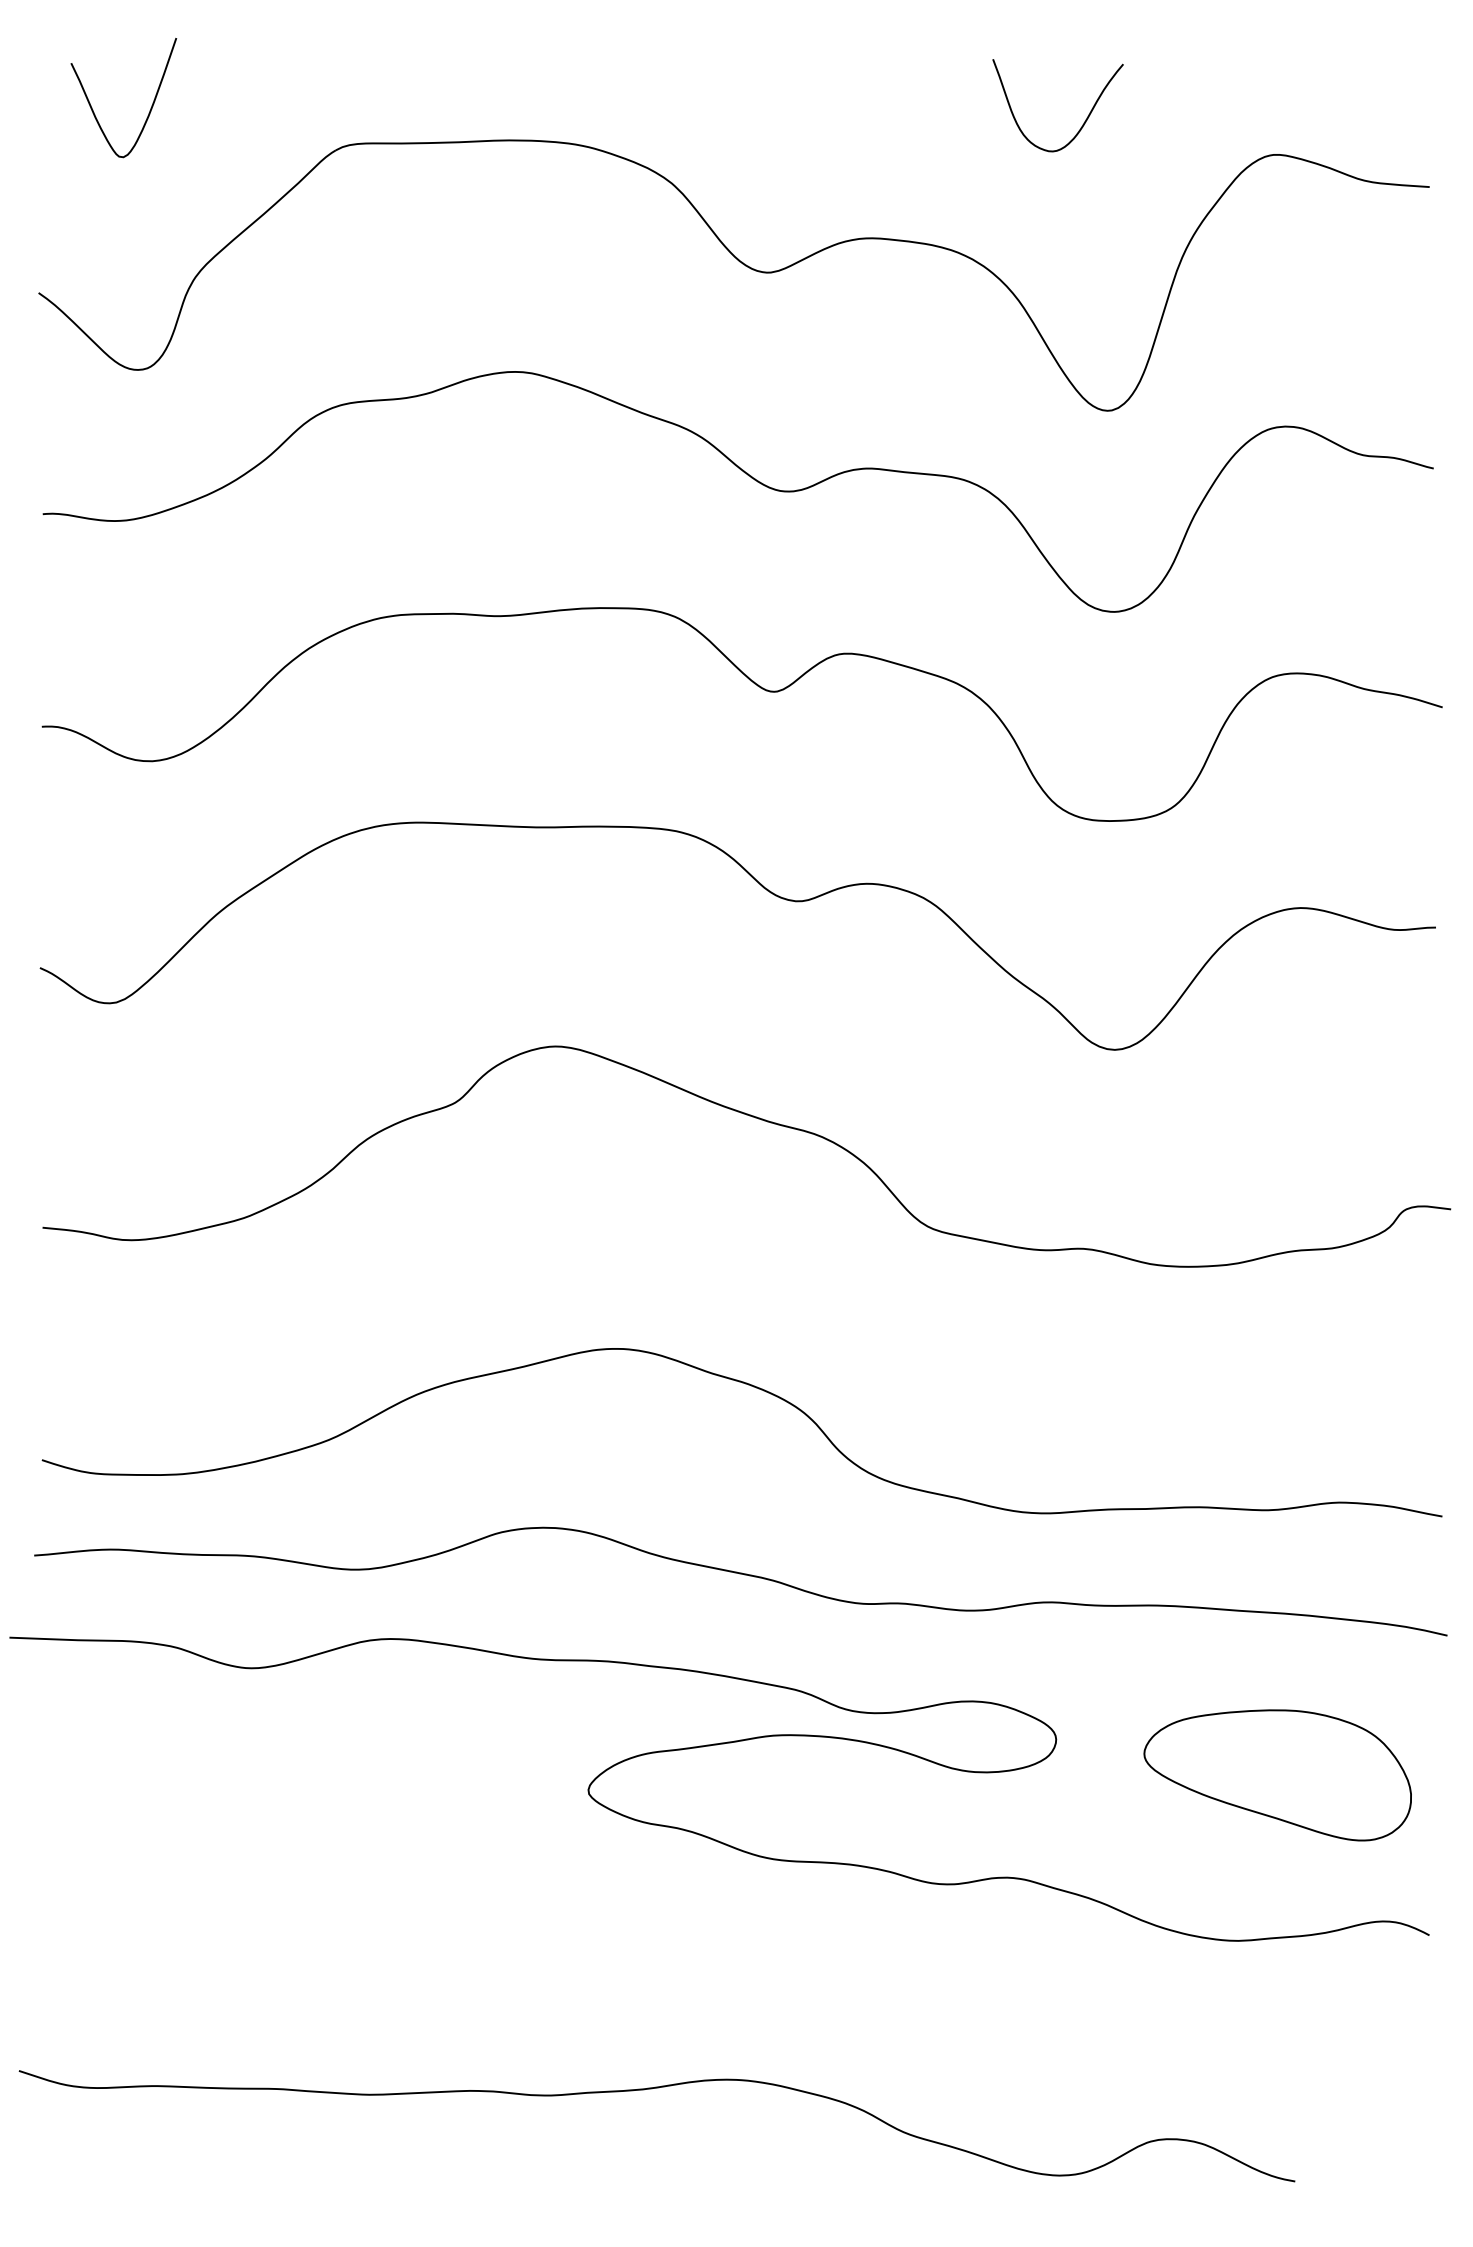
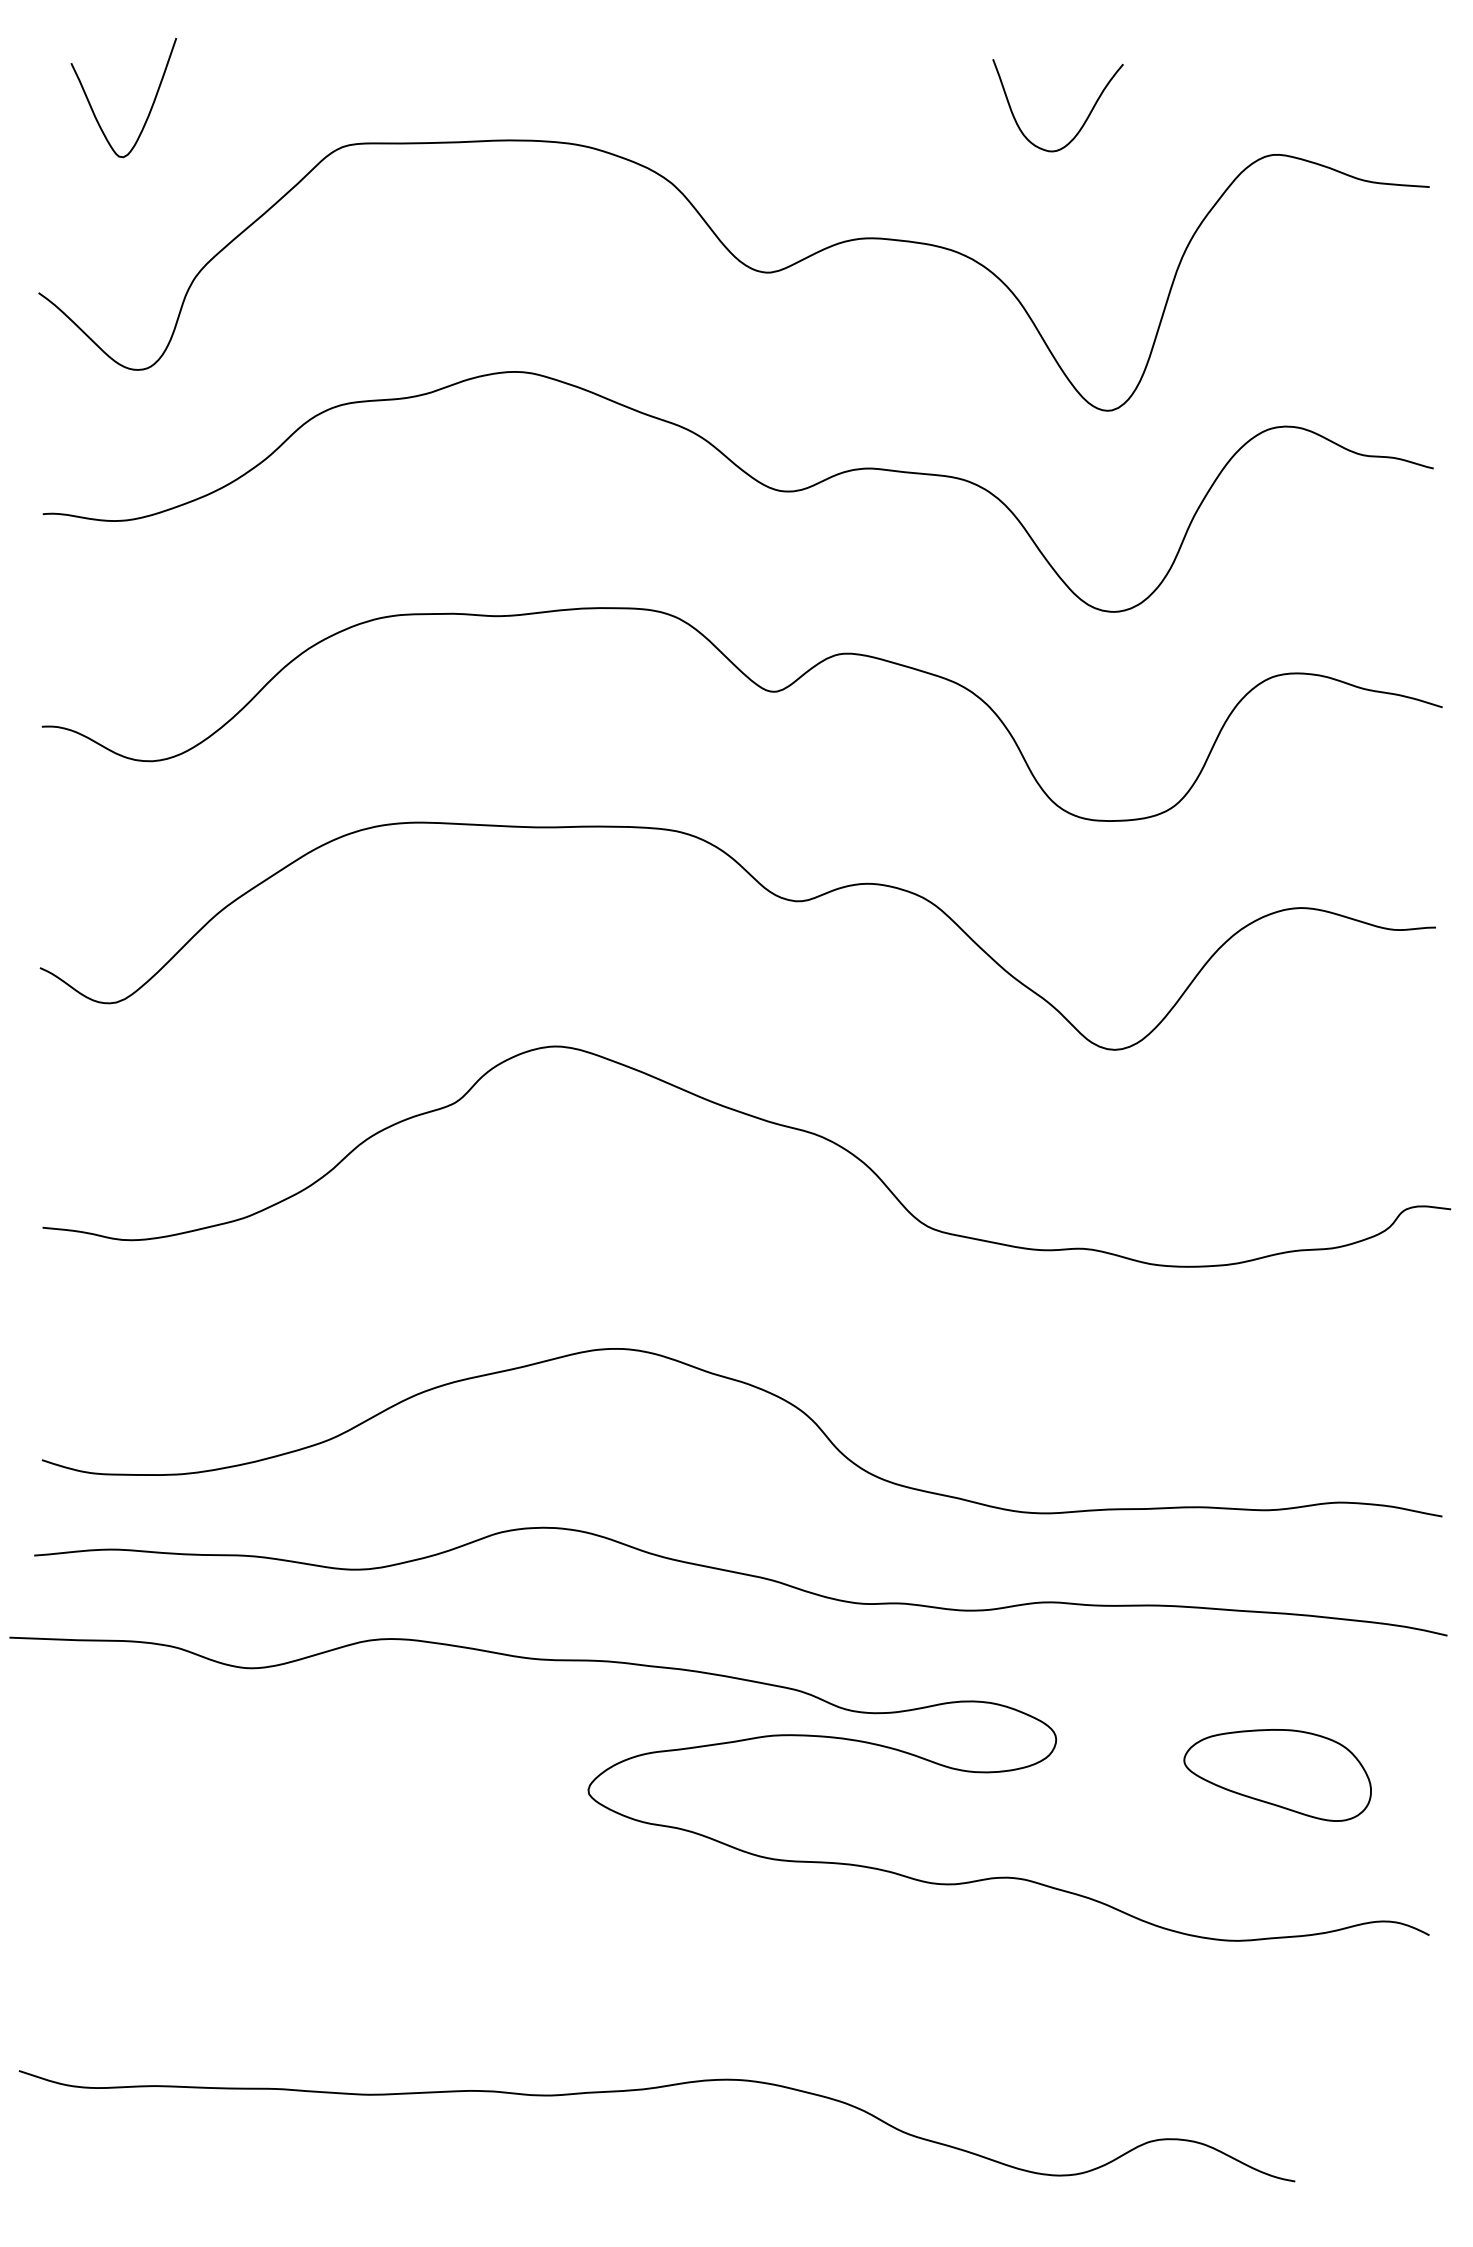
part size: 269x133 px -> 189x93 px (1277, 1775)
